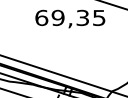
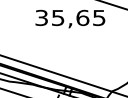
text: 69,35 -> 35,65 (62, 17)
